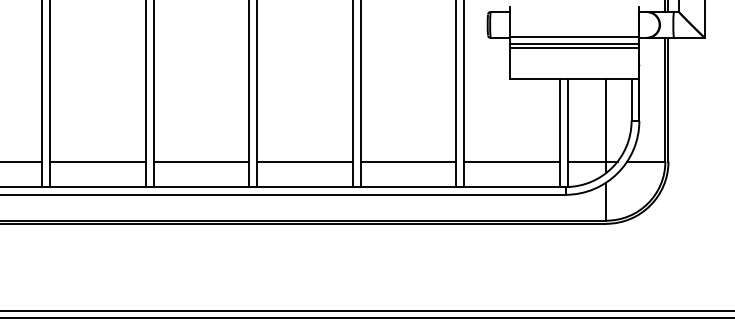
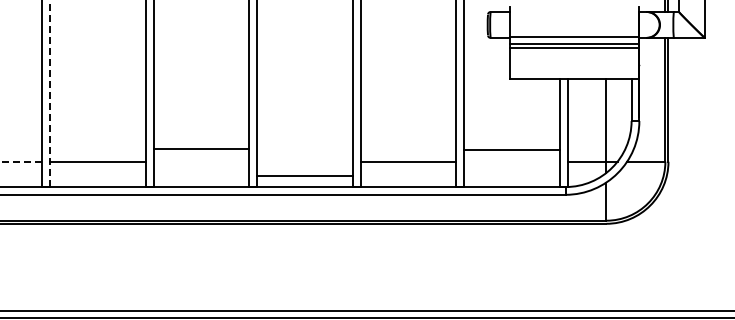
line: solid -> dashed (50, 93)
line: solid -> dashed (21, 161)
line position: (201, 161) -> (201, 148) (201, 148)
line position: (304, 161) -> (304, 175) (304, 175)
line position: (512, 161) -> (512, 149) (512, 149)
